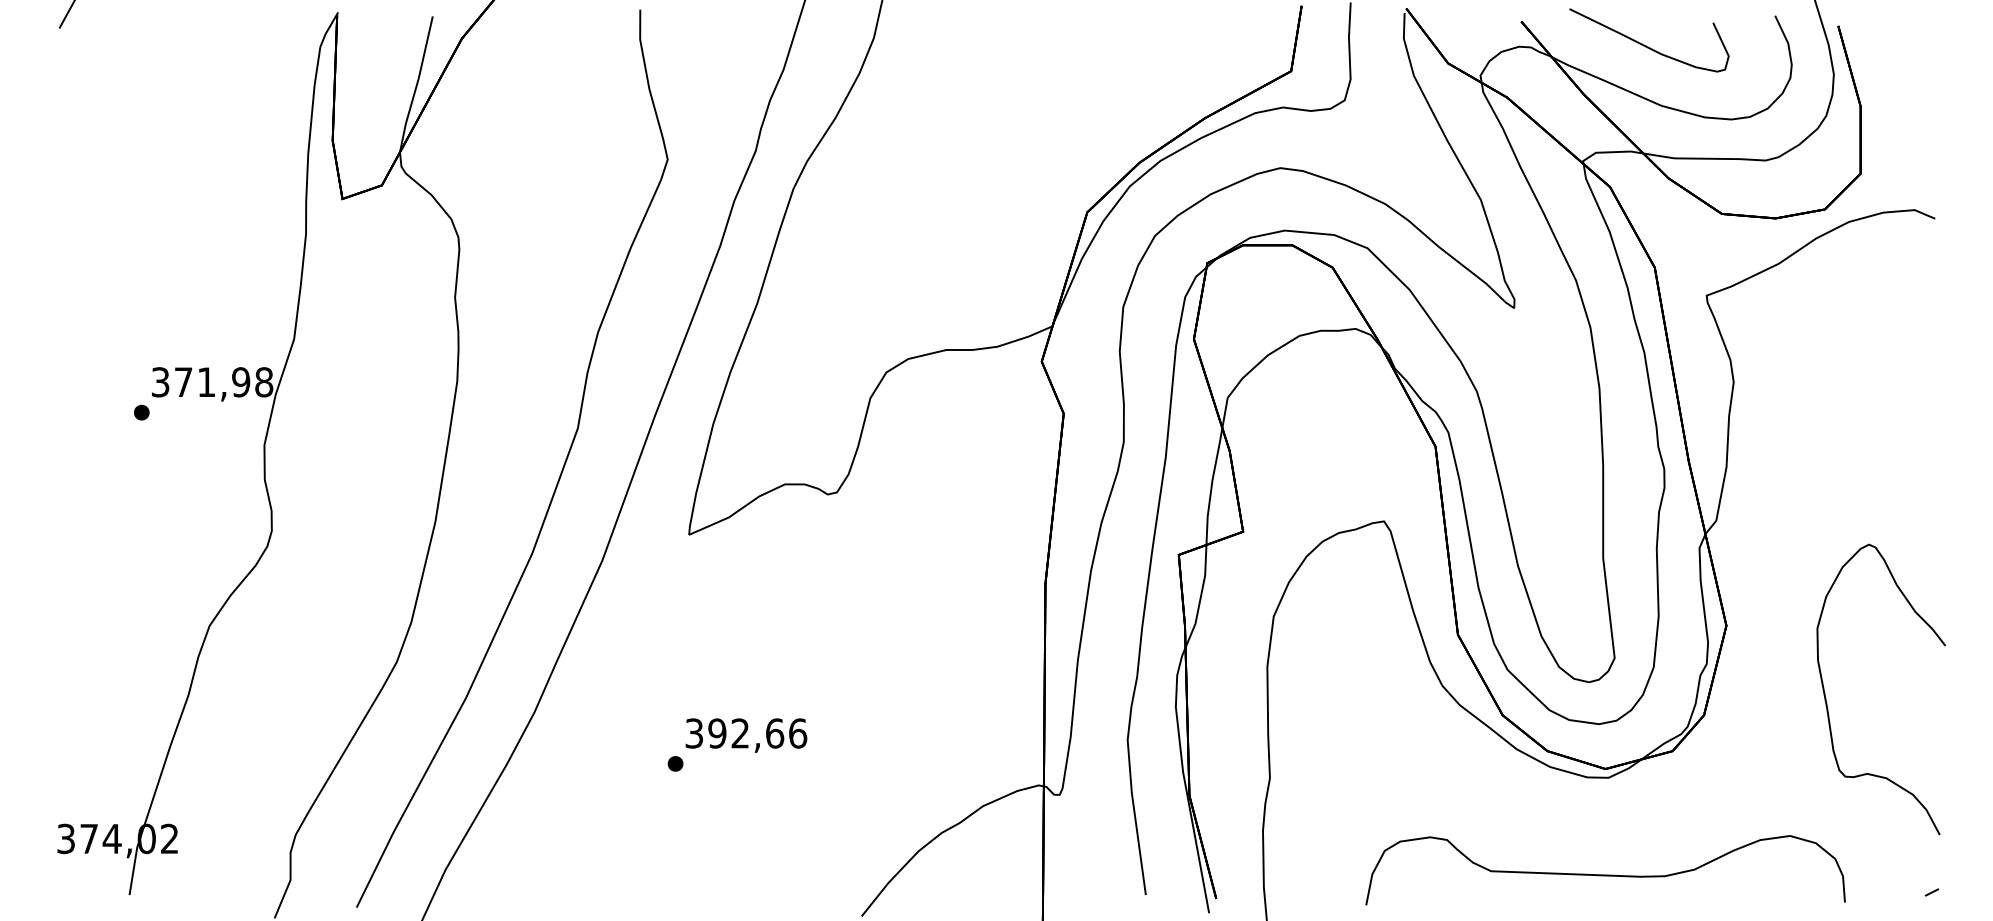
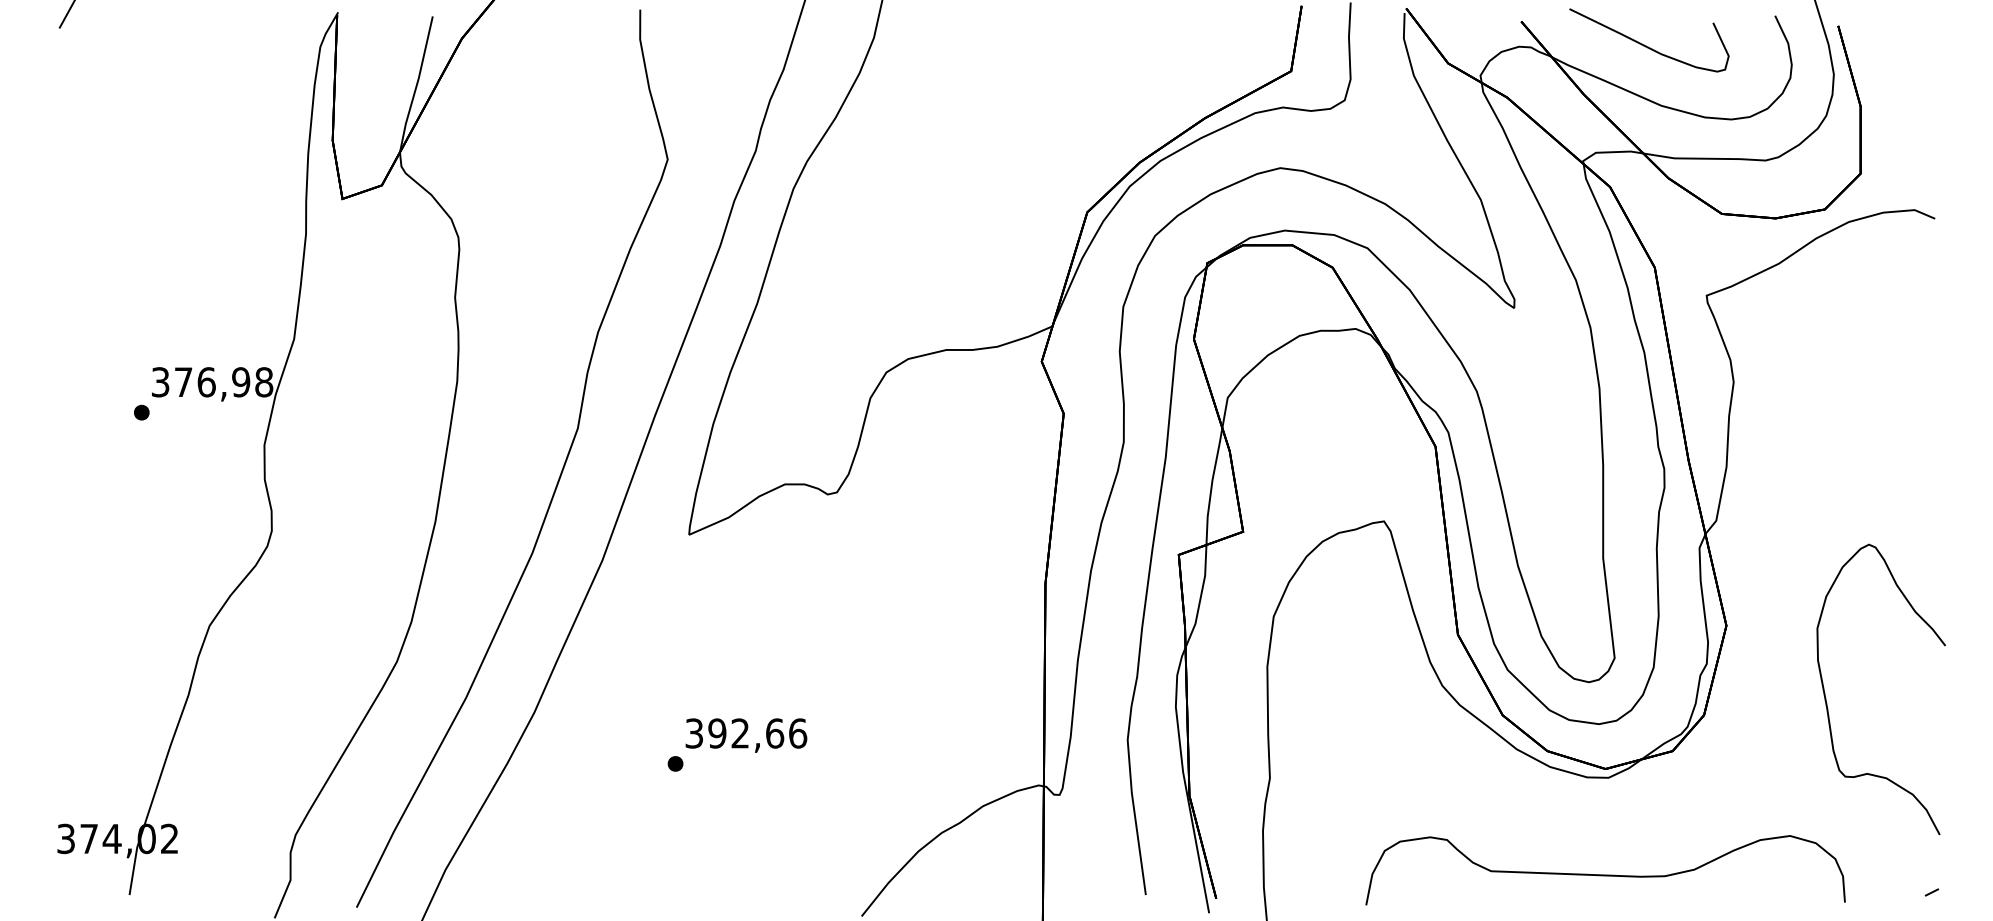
text: 371,98 -> 376,98 (206, 382)
